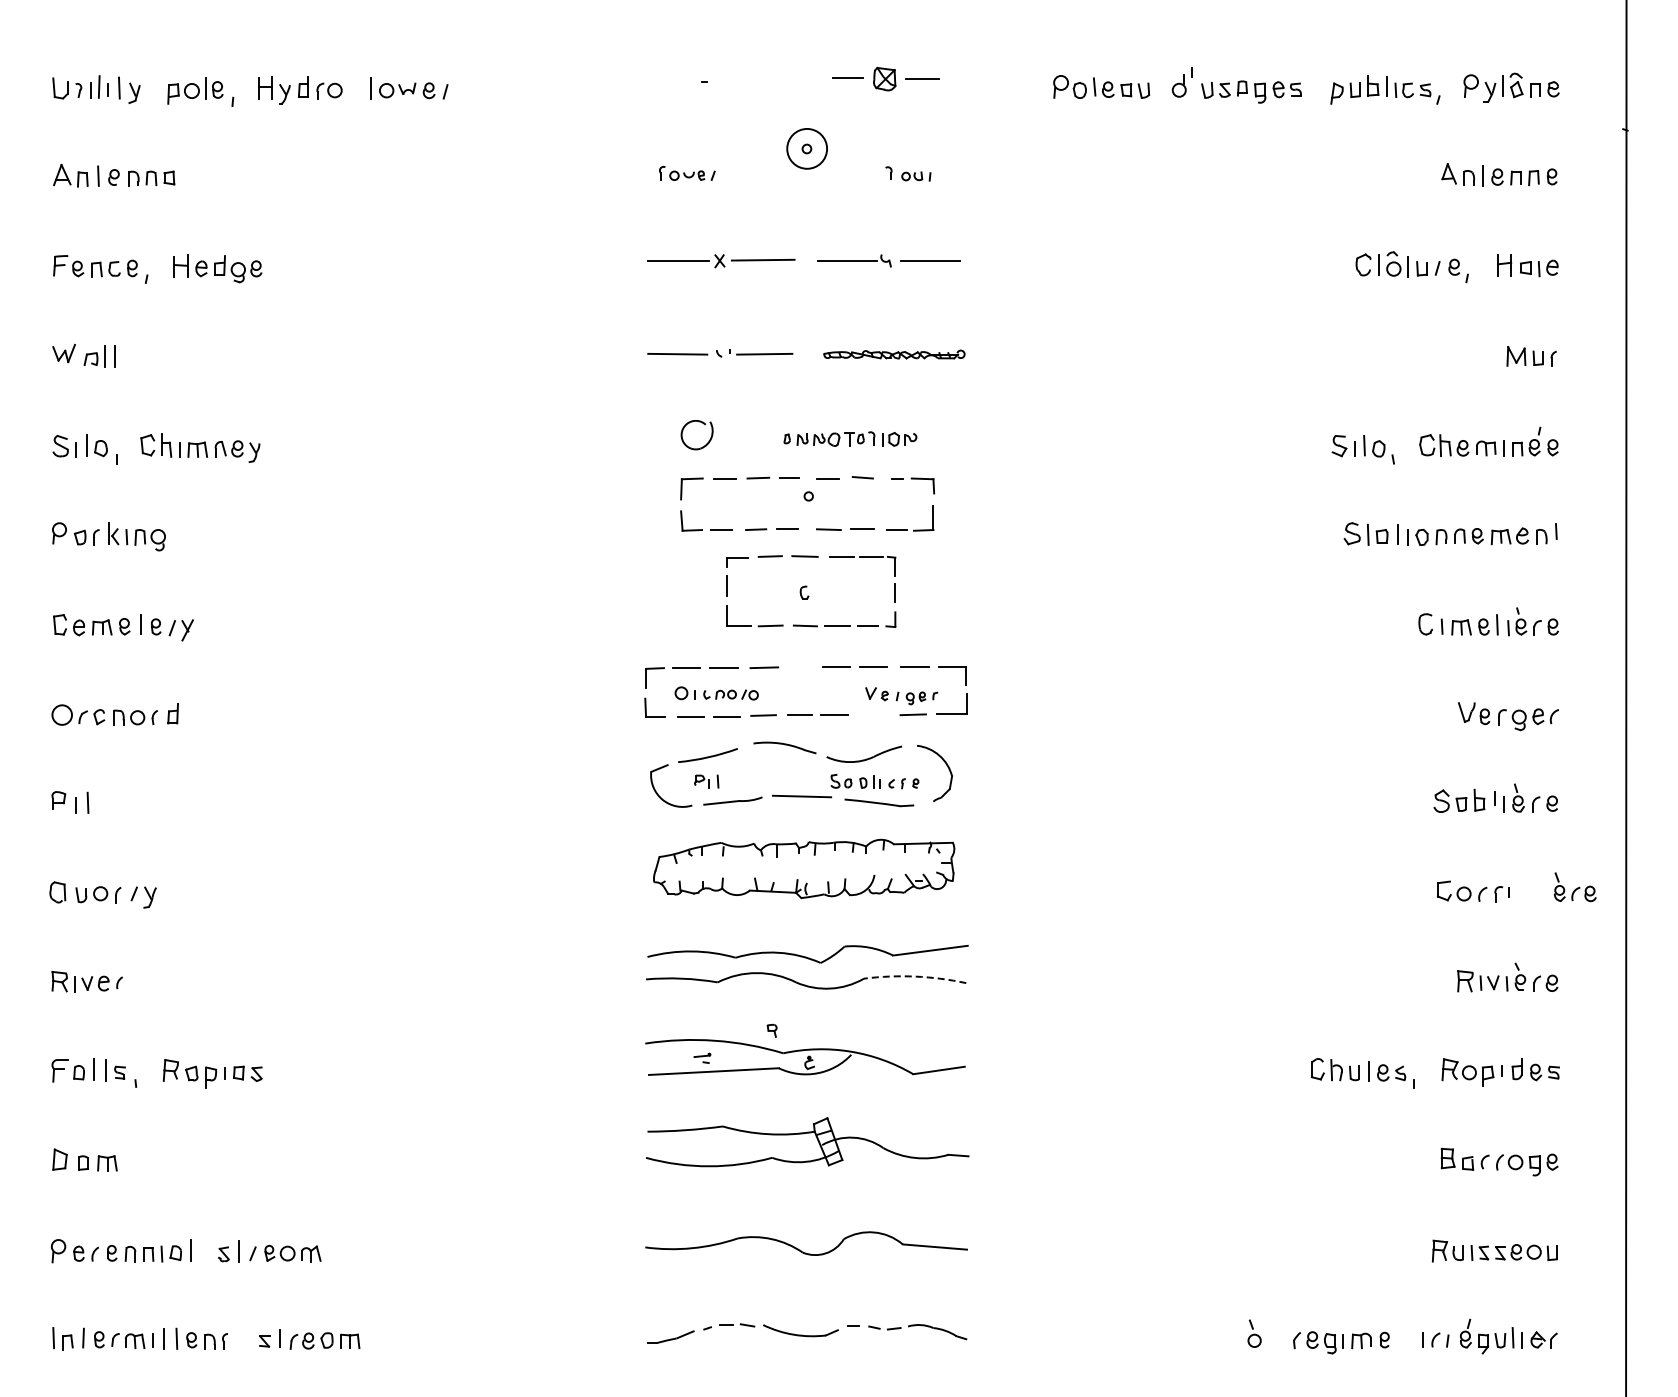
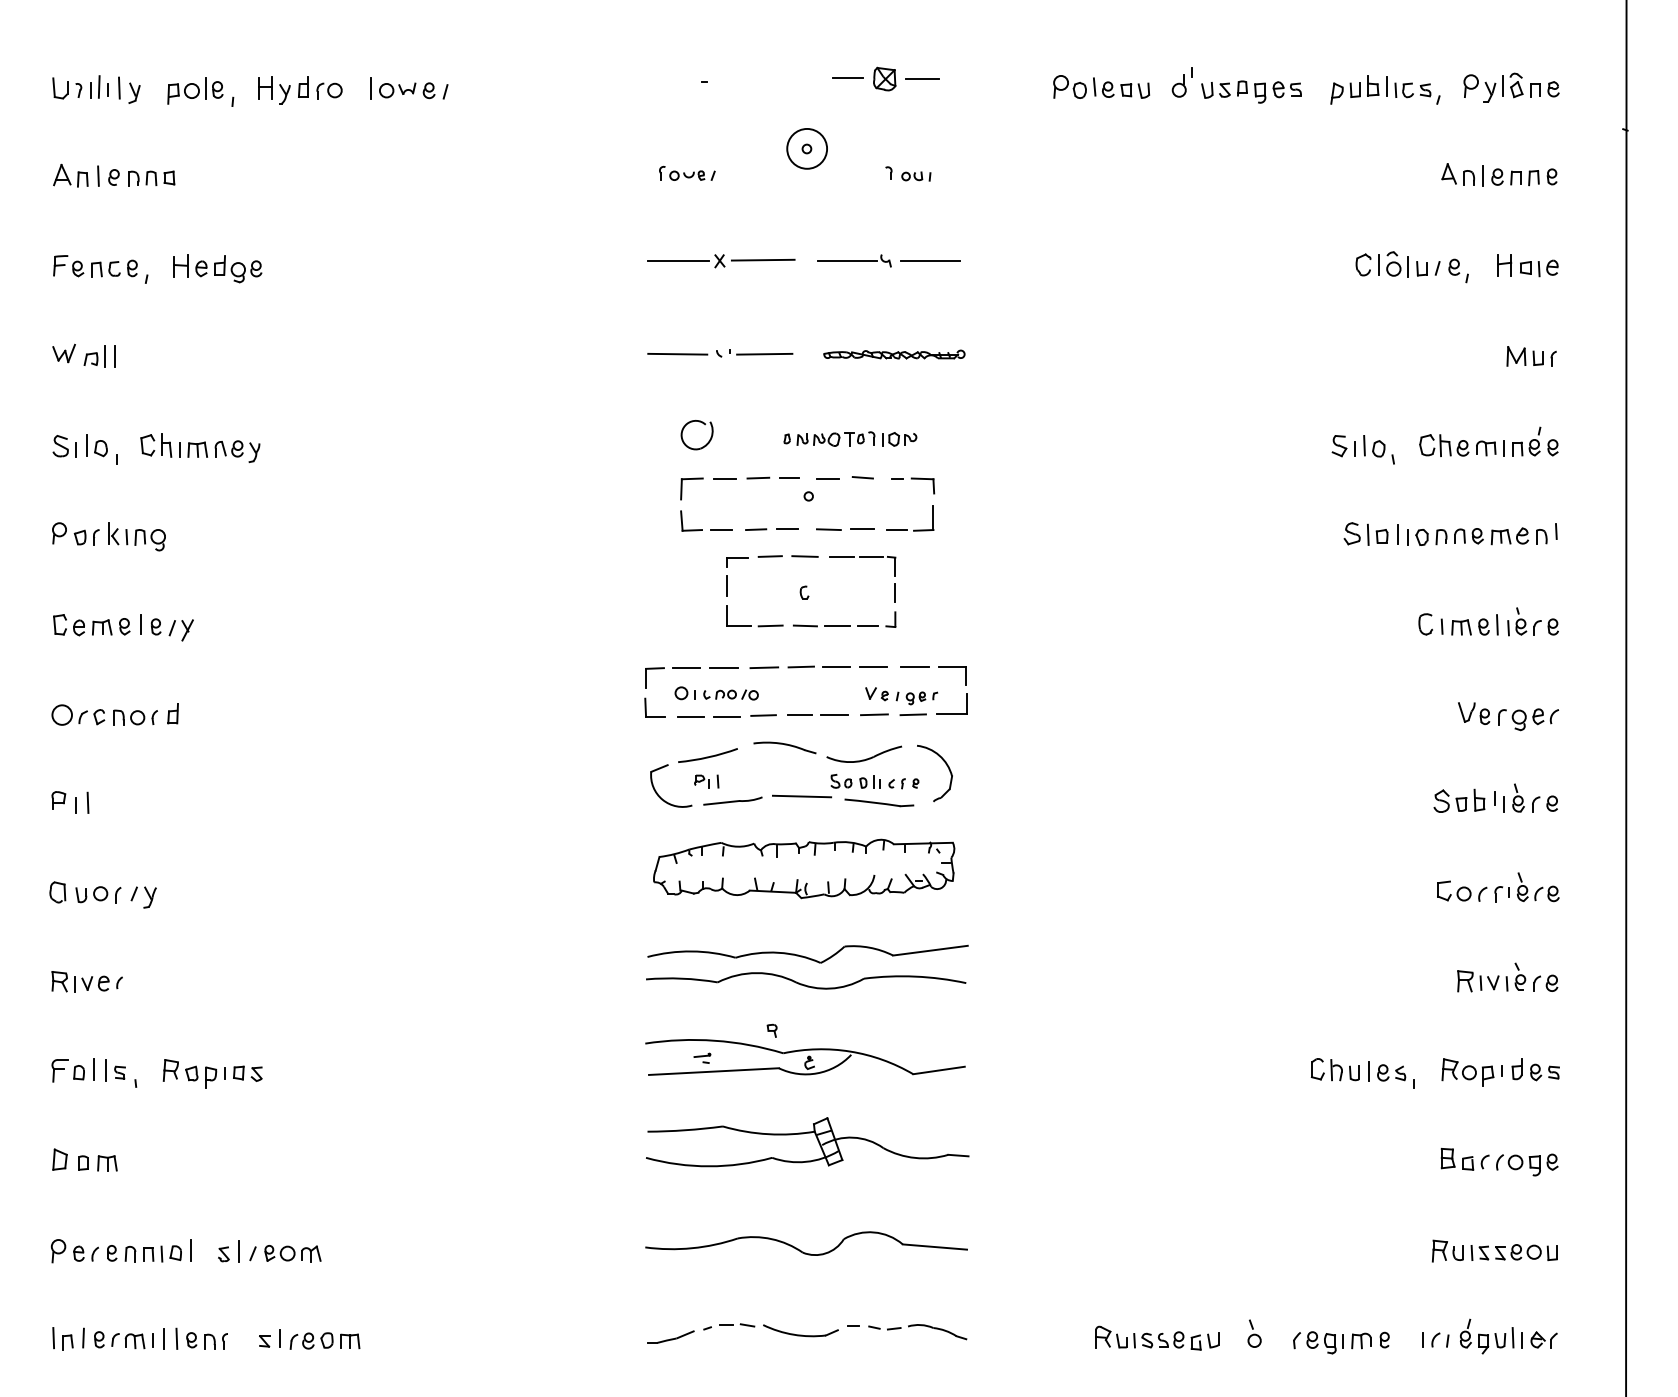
line: none -> present (800, 666)
line: none -> present (874, 714)
part position: (1575, 887) -> (1538, 887) (1538, 887)
arc: dashed -> solid (915, 976)
part: none -> present (1157, 1337)
